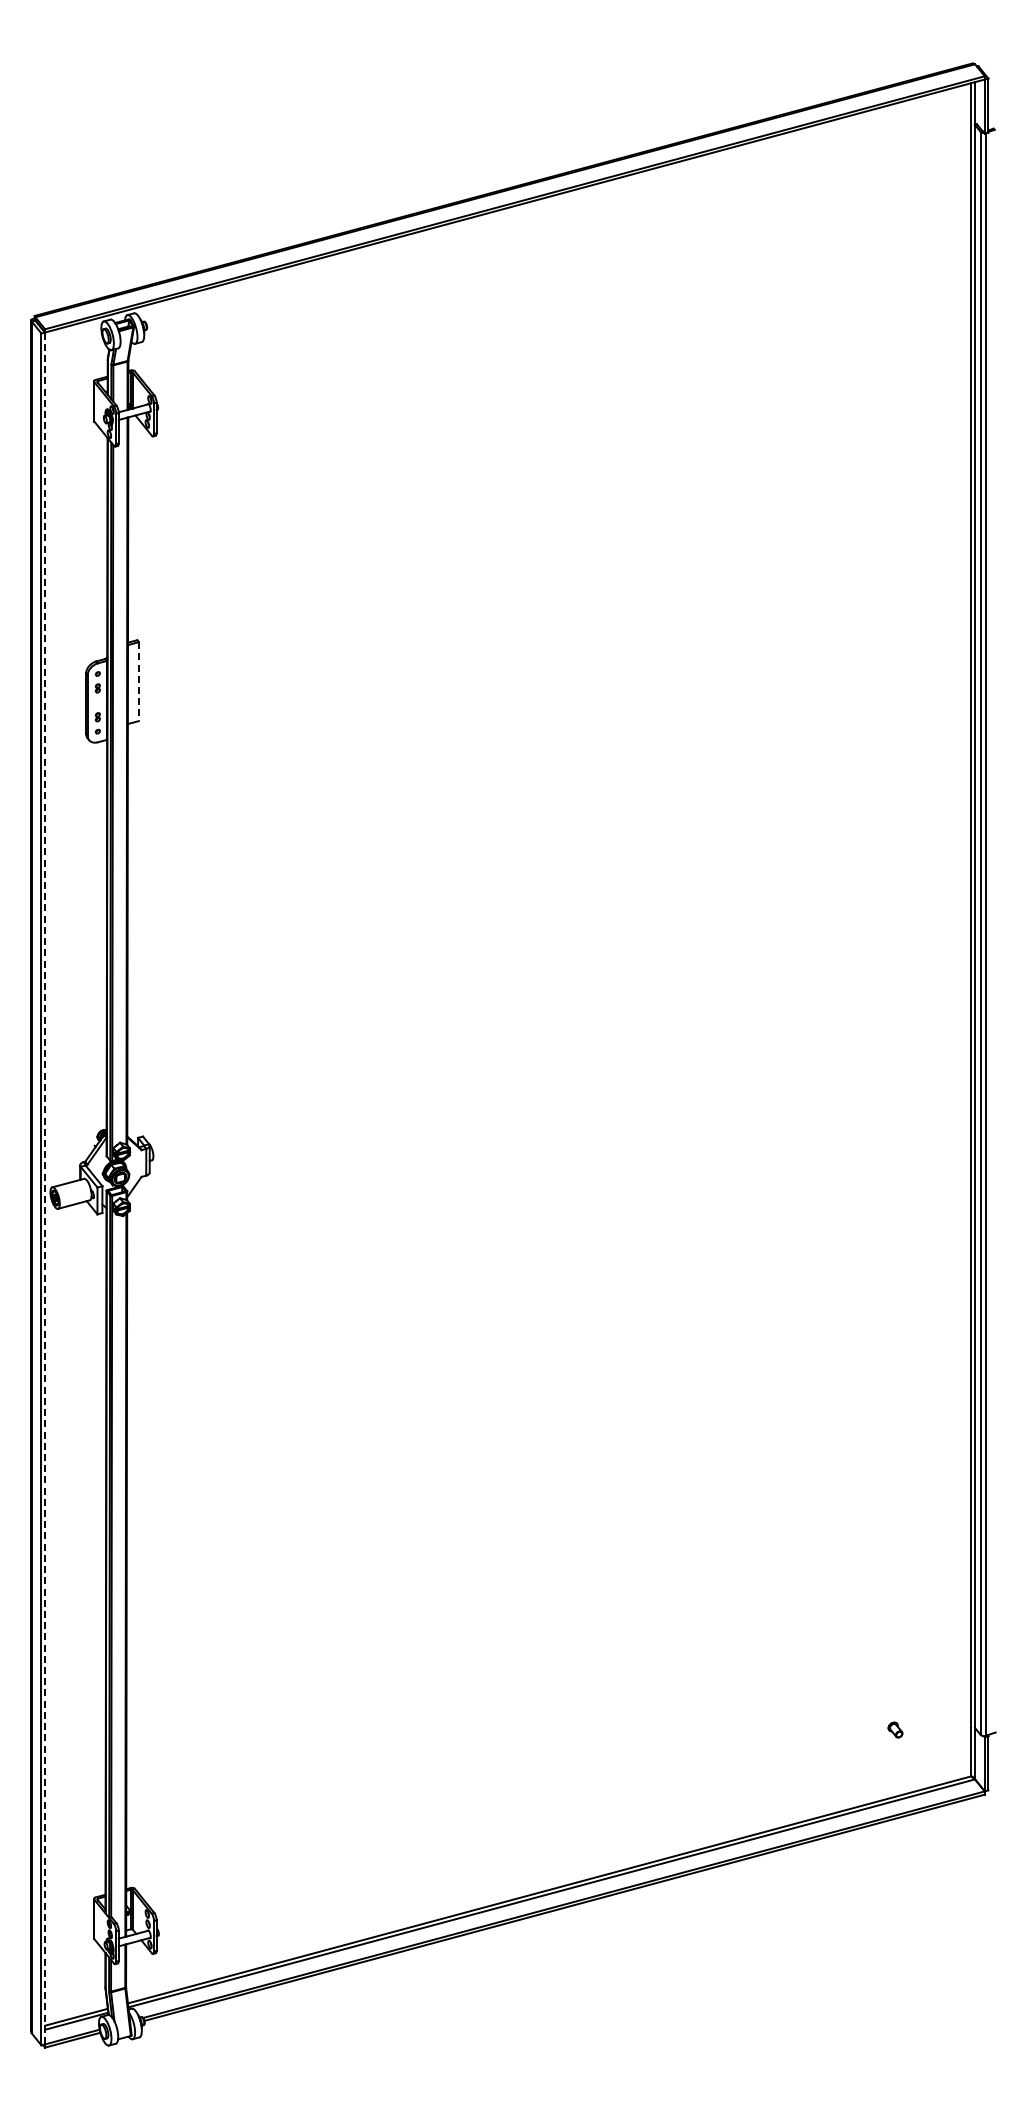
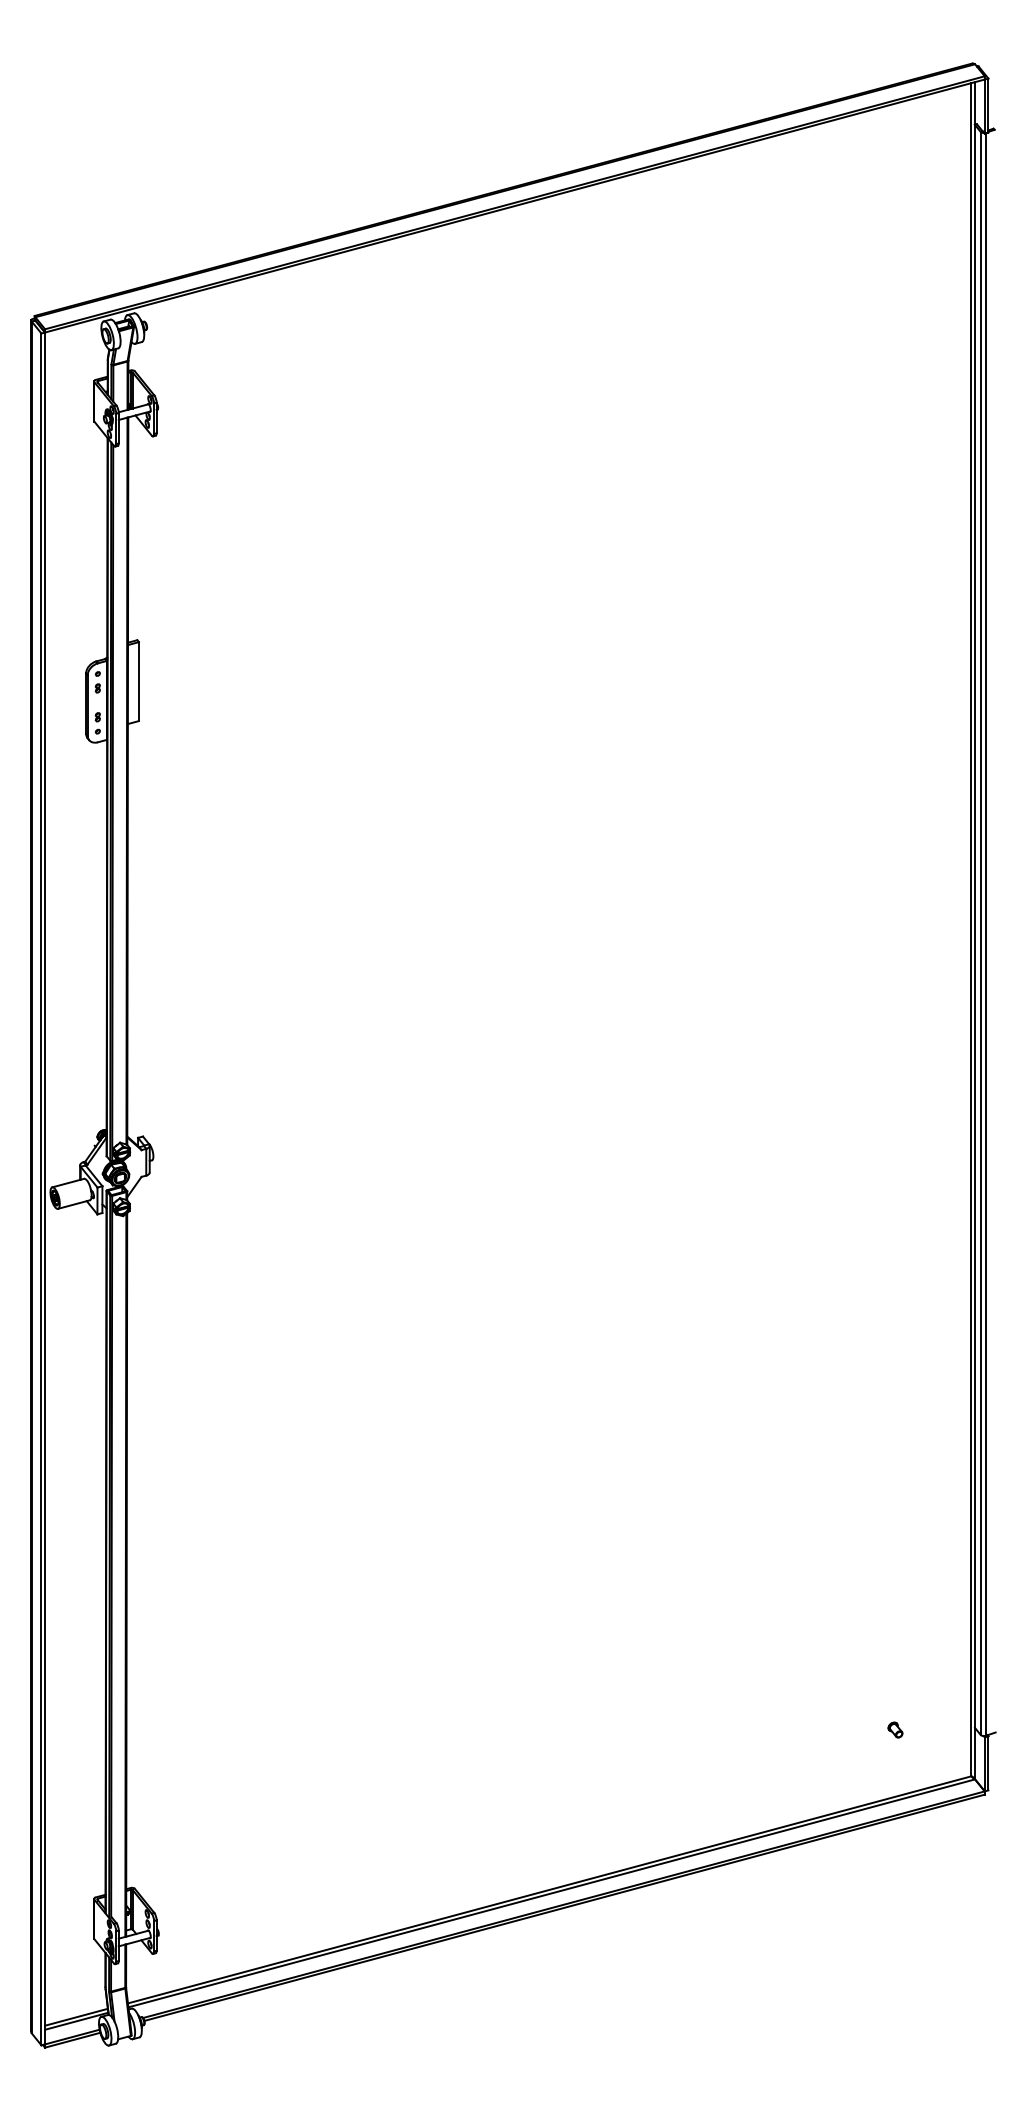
line: dashed -> solid (138, 682)
line: dashed -> solid (45, 1188)
